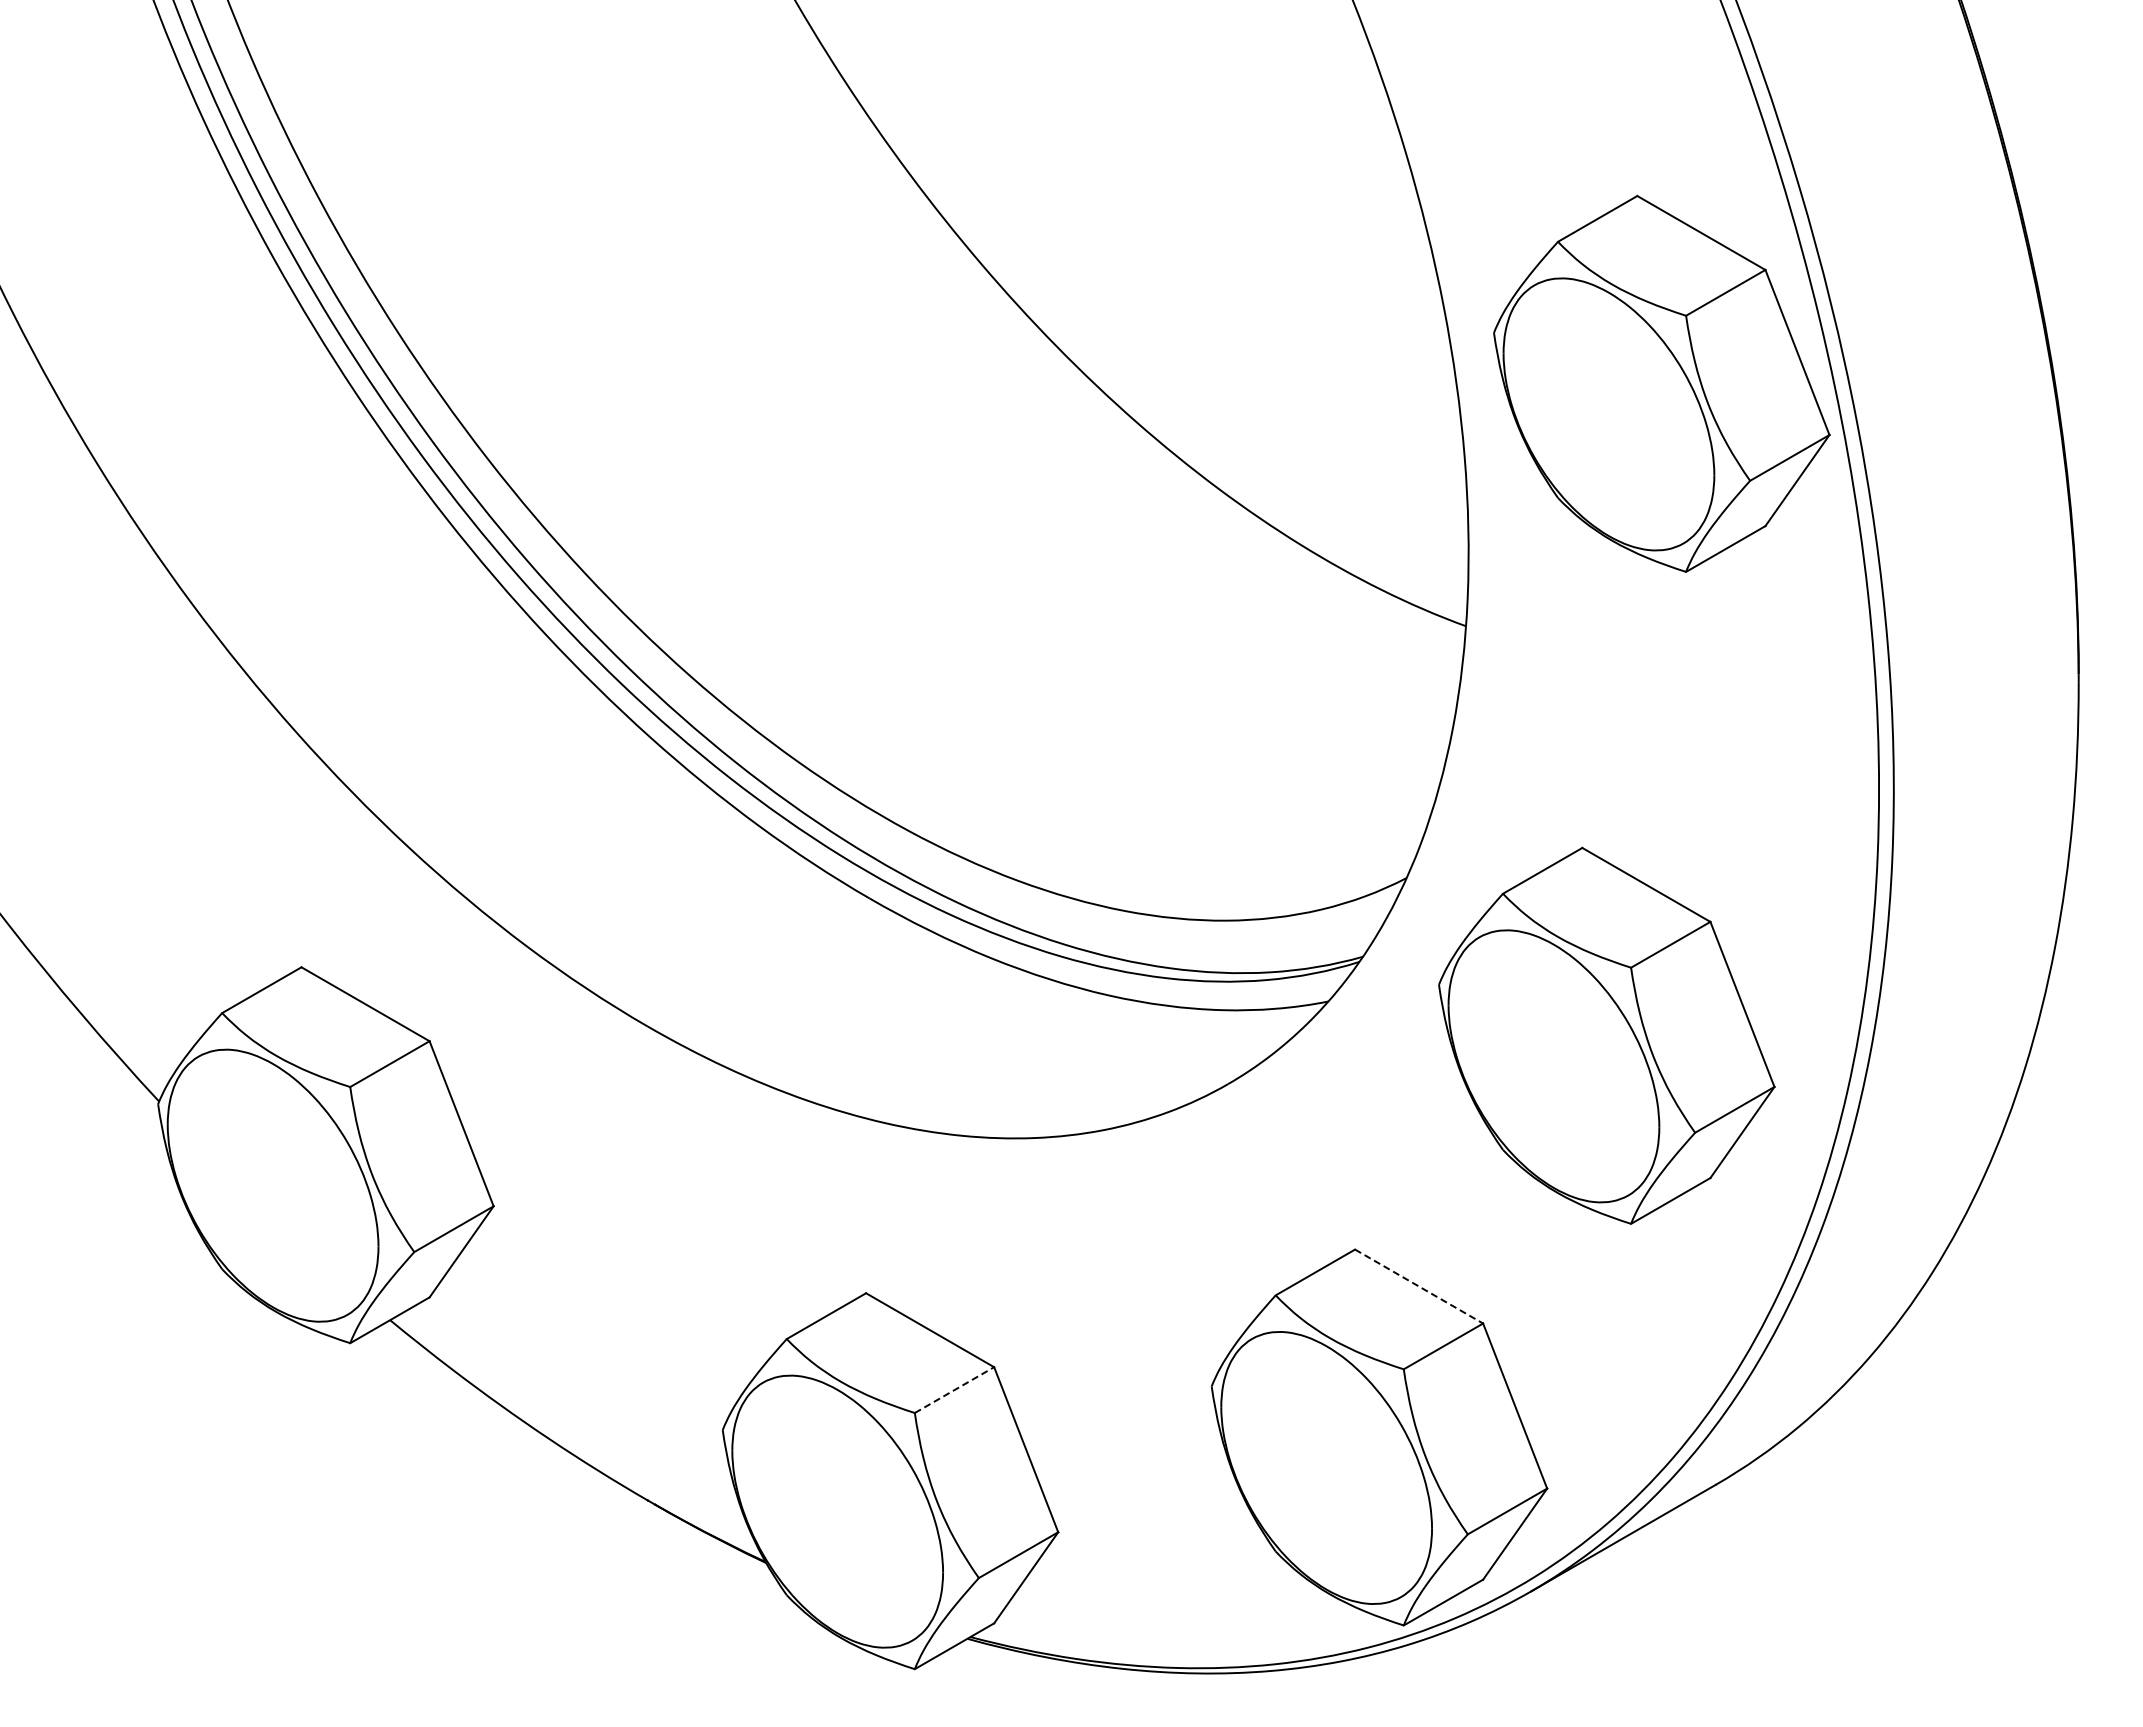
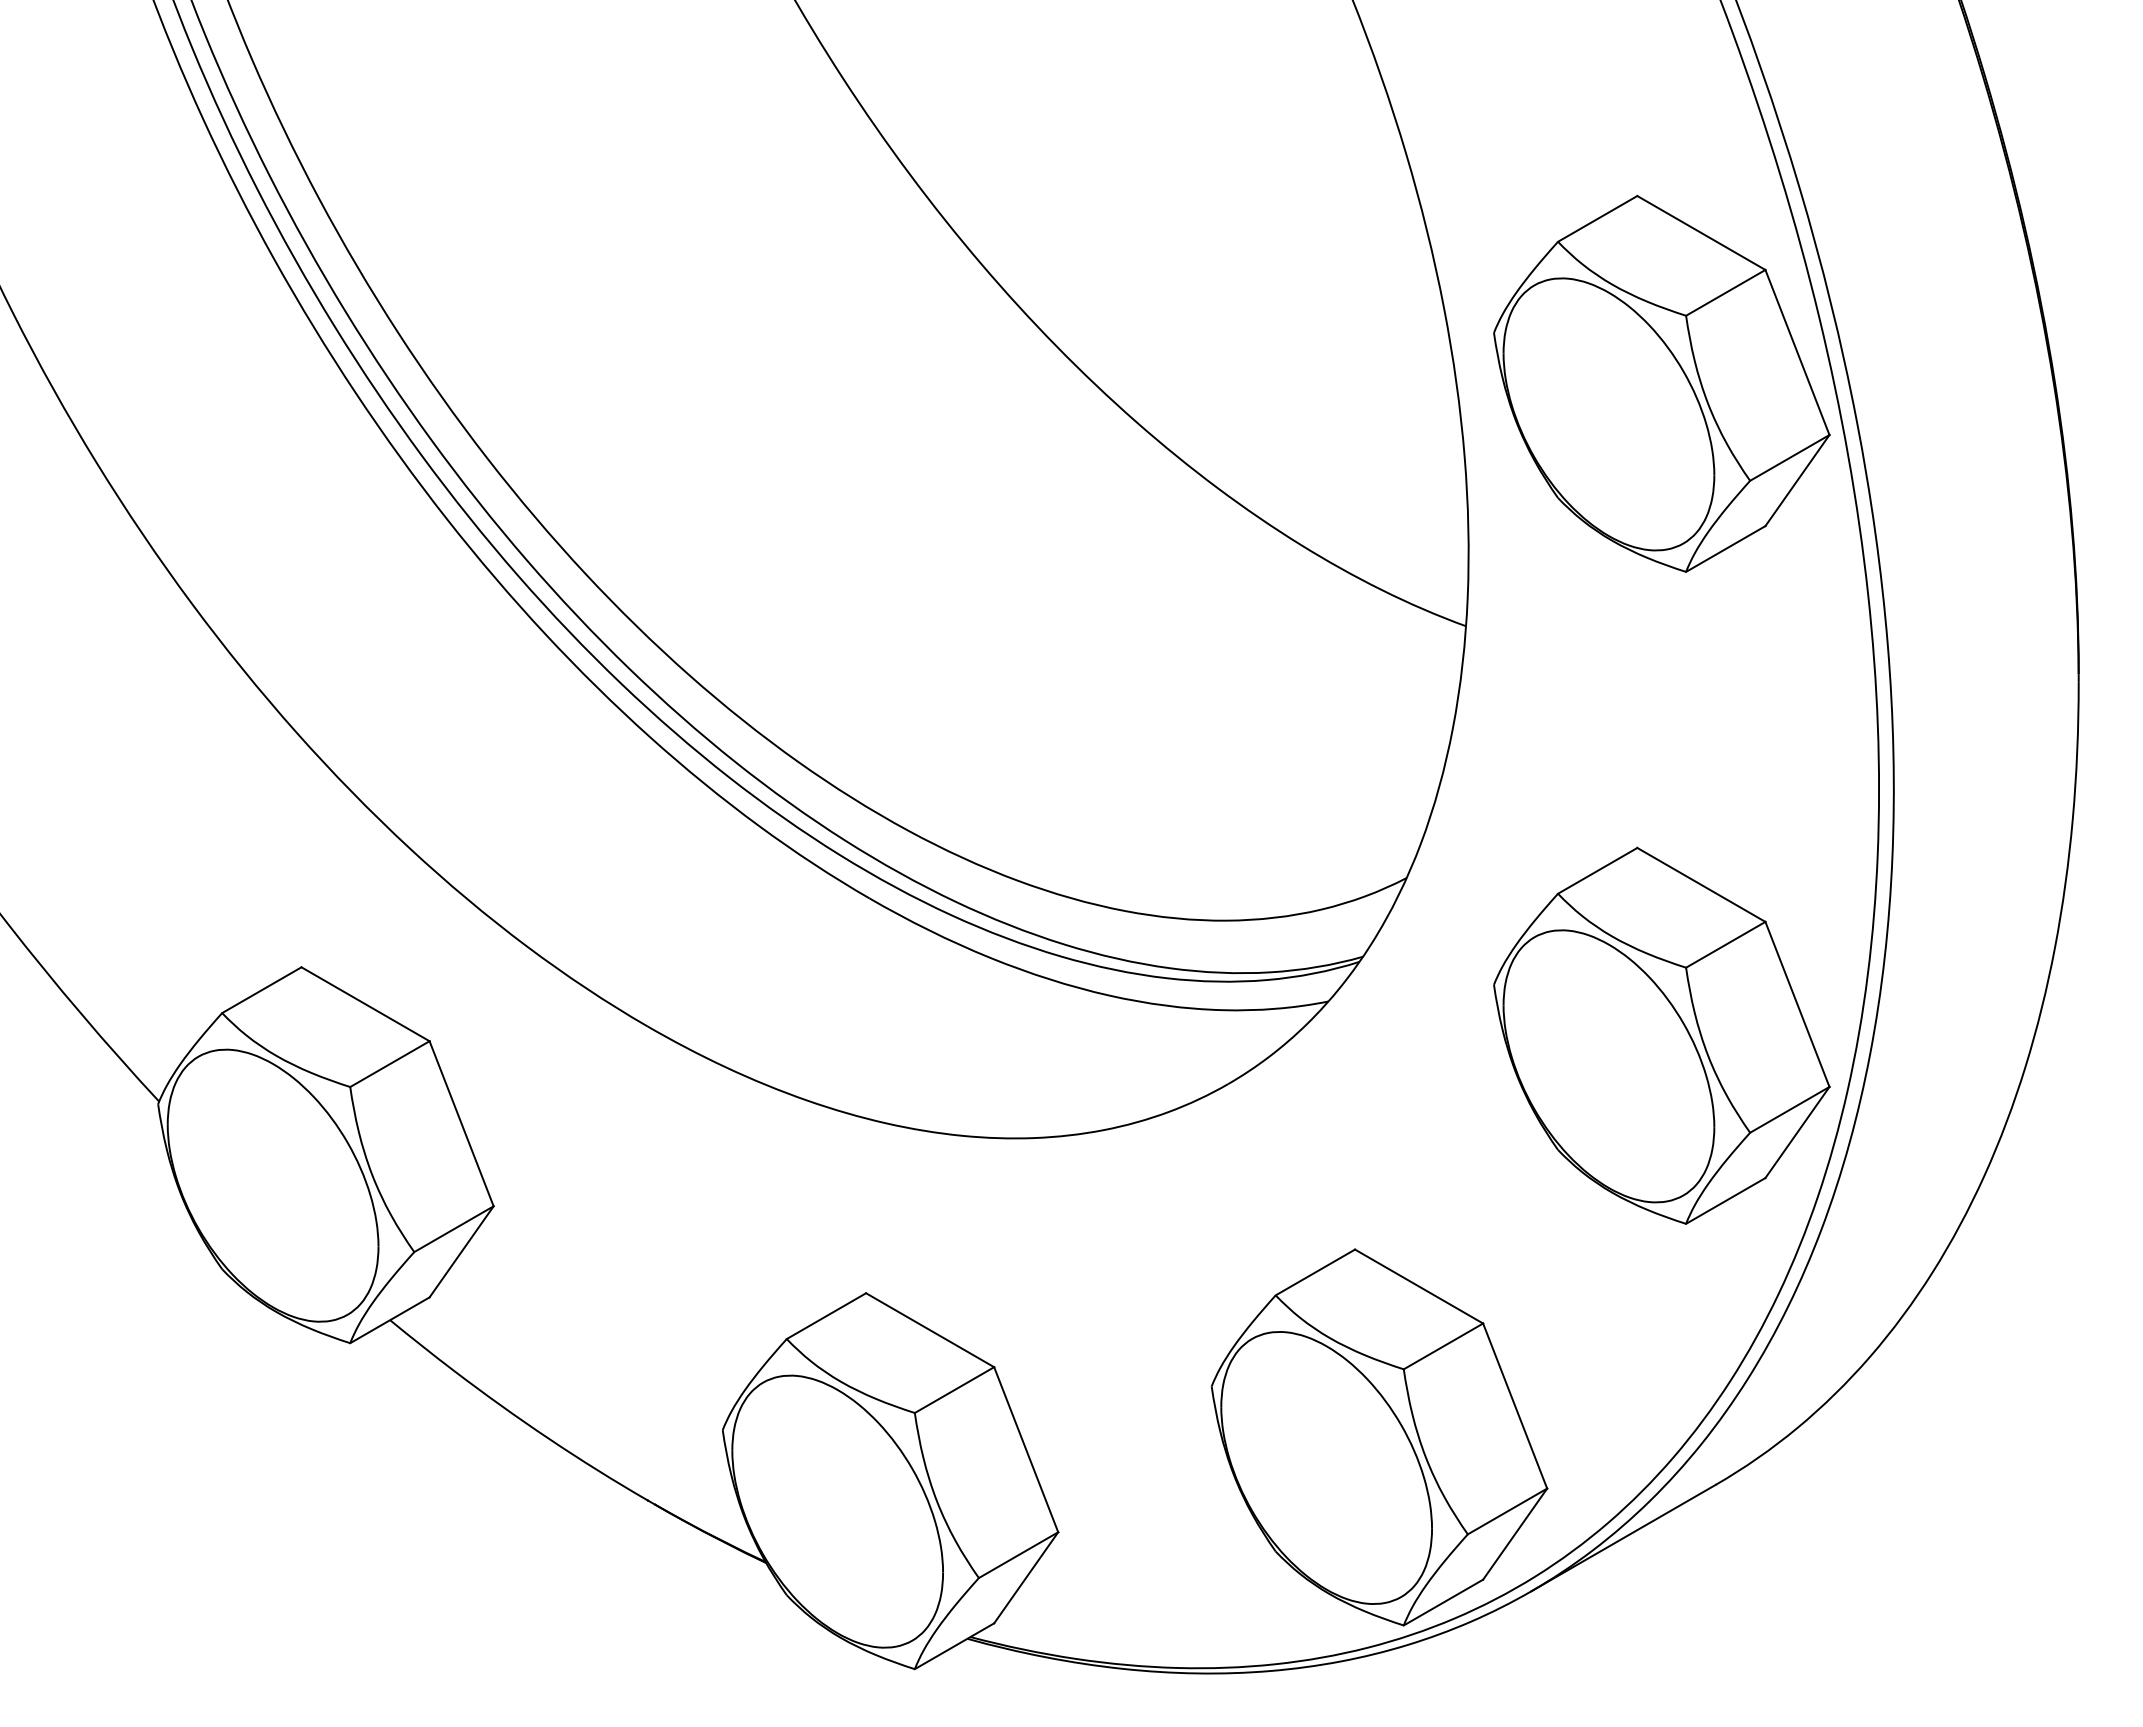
part position: (1606, 1035) -> (1661, 1035) (1661, 1035)
line: dashed -> solid (1419, 1286)
line: dashed -> solid (954, 1390)
